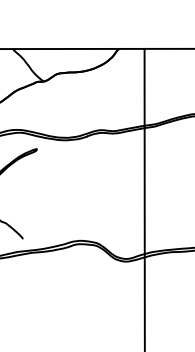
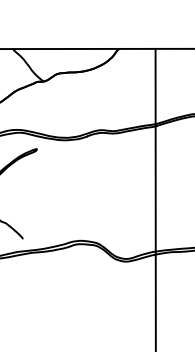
line position: (144, 198) -> (155, 198) (155, 198)
